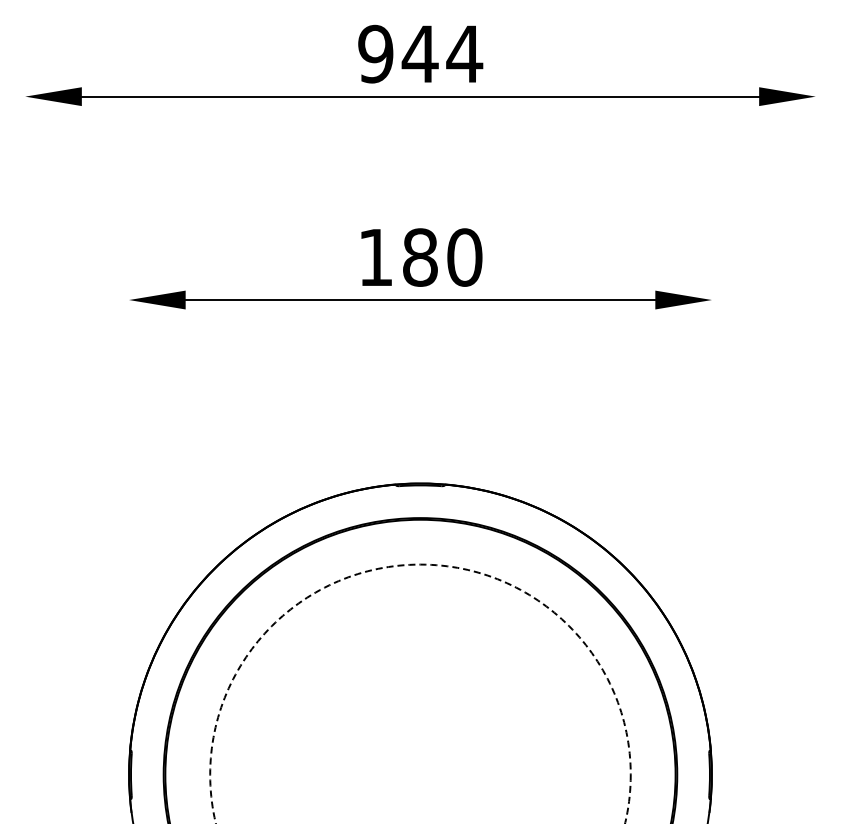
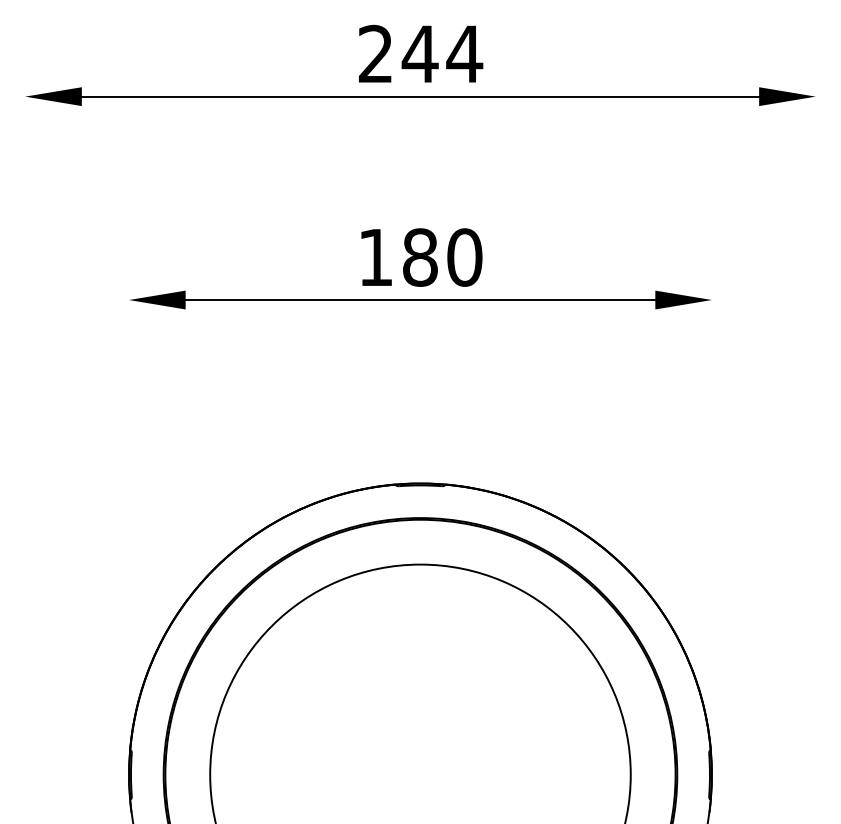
text: 944 -> 244 (375, 54)
circle: dashed -> solid (420, 693)
